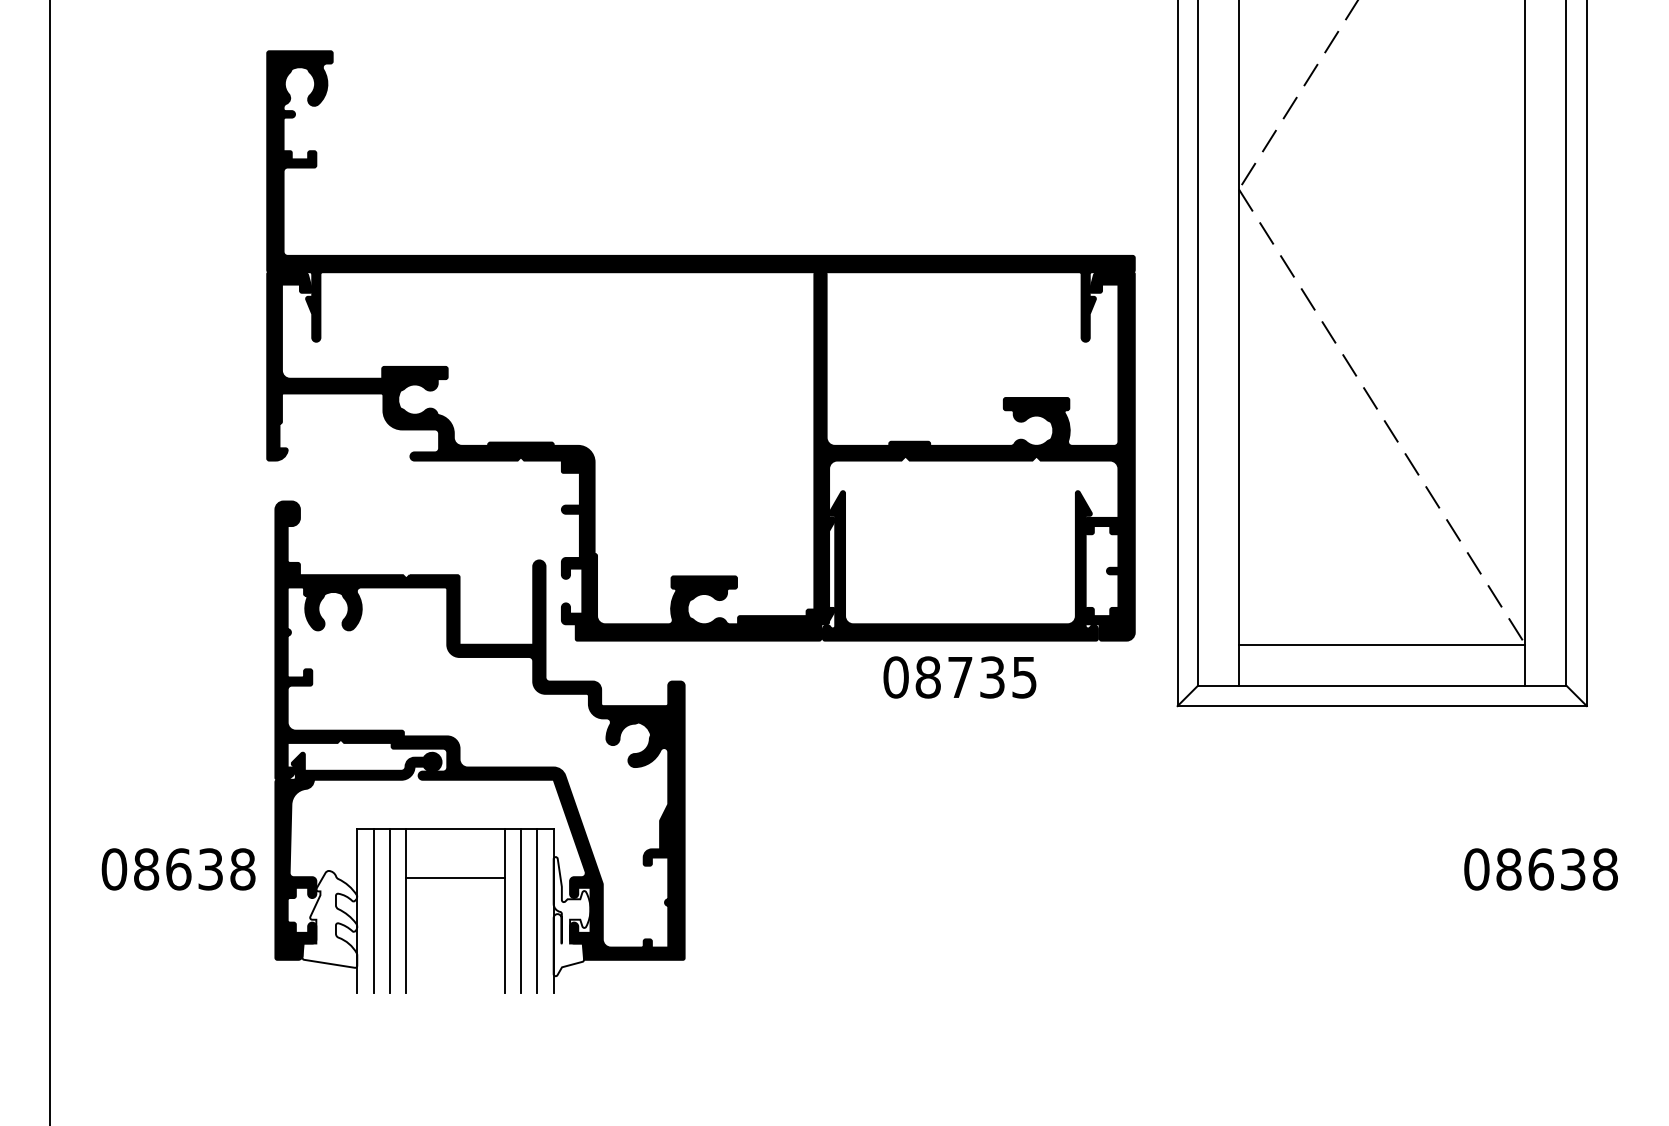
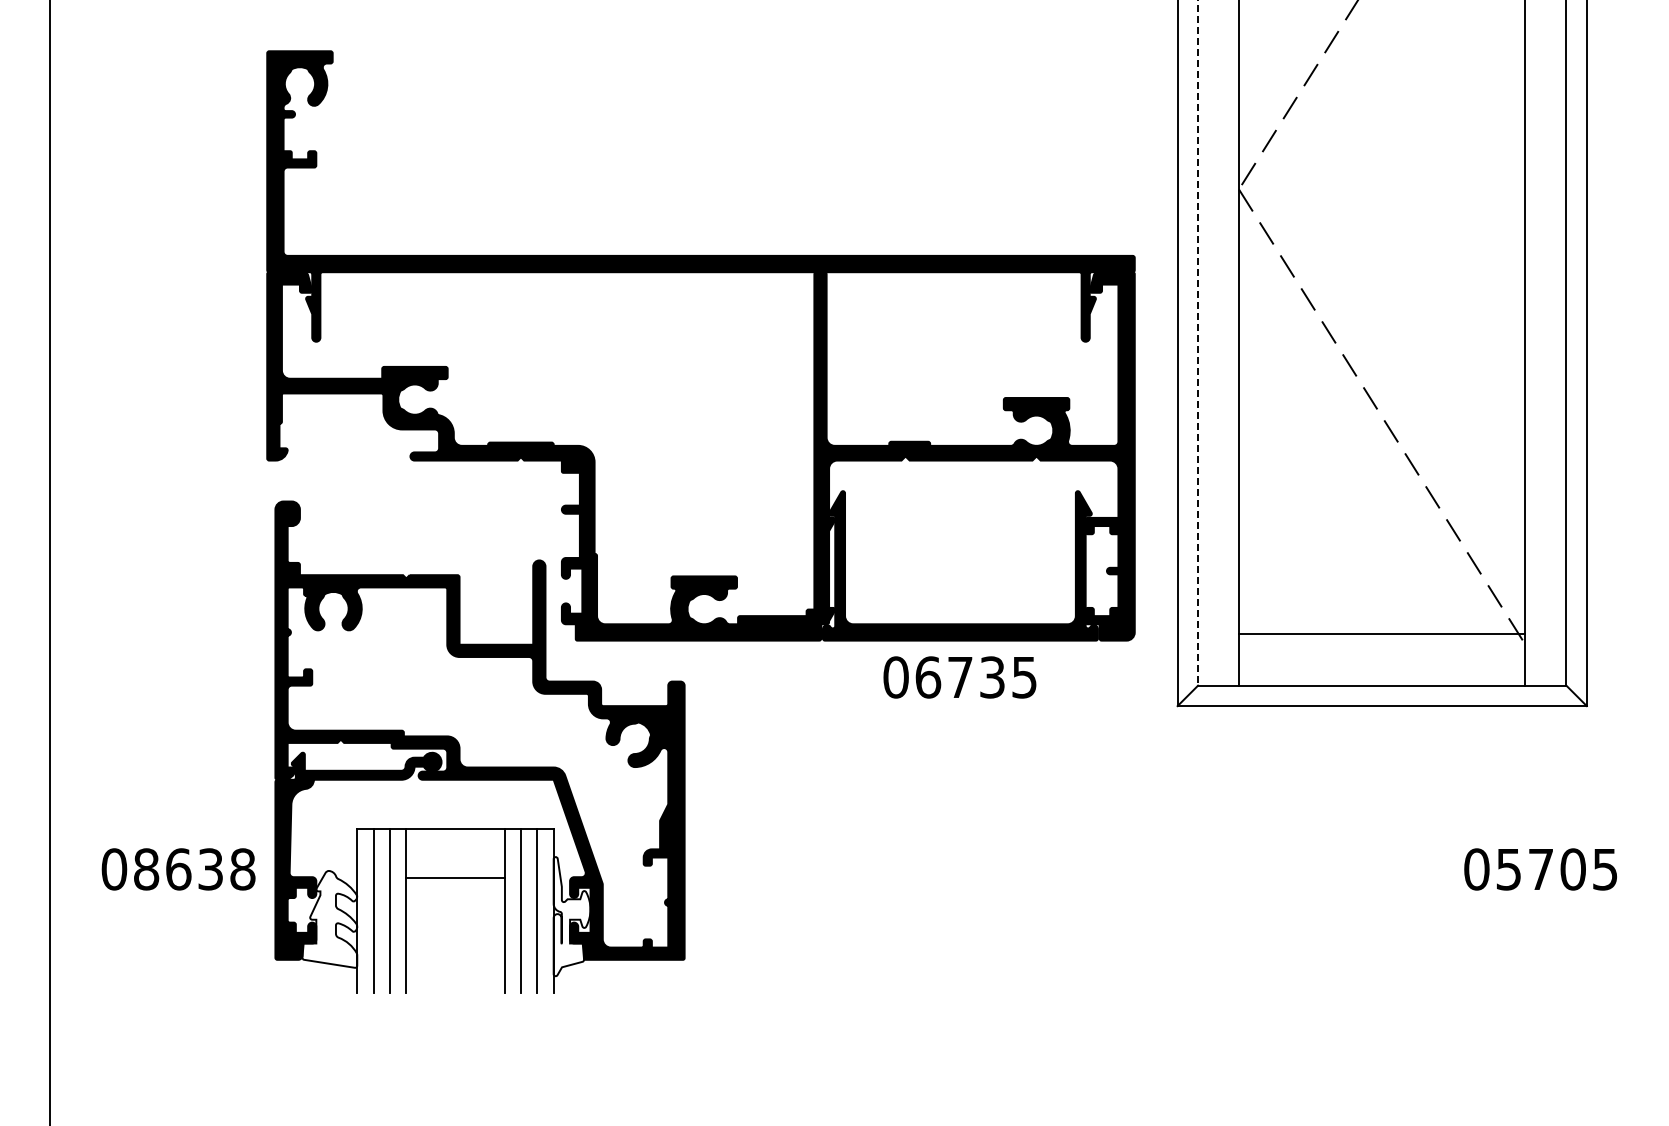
line: solid -> dashed (1198, 343)
line position: (1382, 644) -> (1382, 633) (1382, 633)
text: 08735 -> 06735 (928, 677)
text: 08638 -> 05705 (1556, 869)
